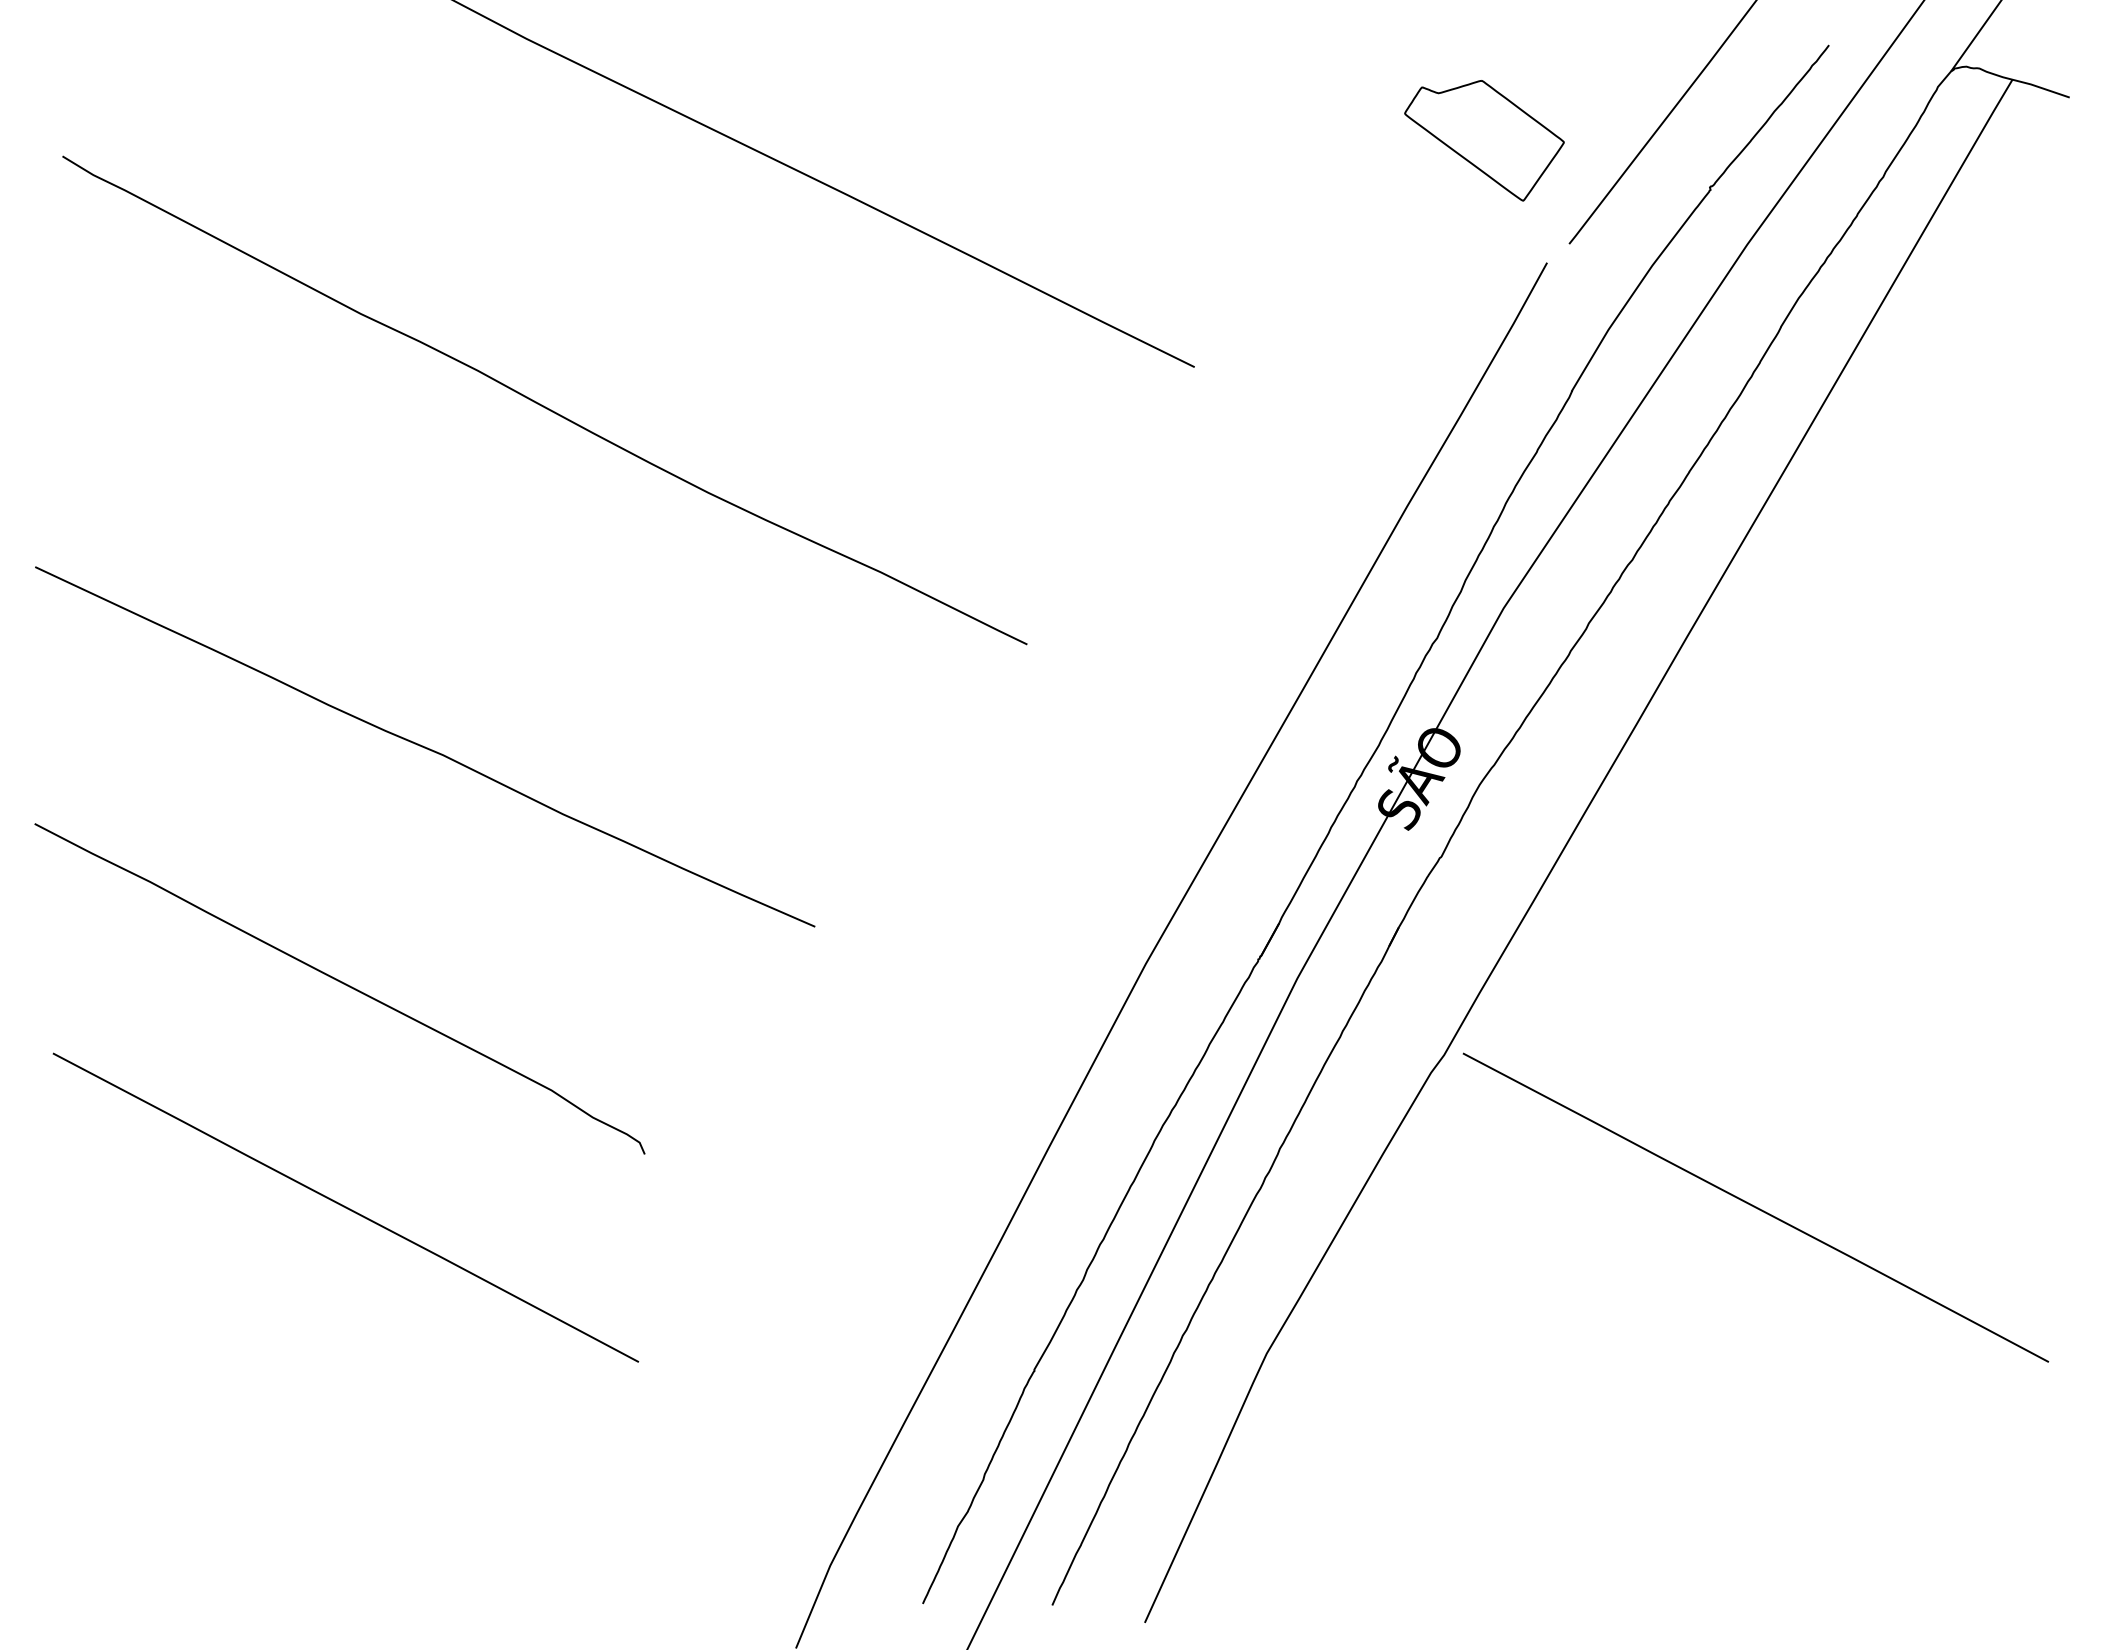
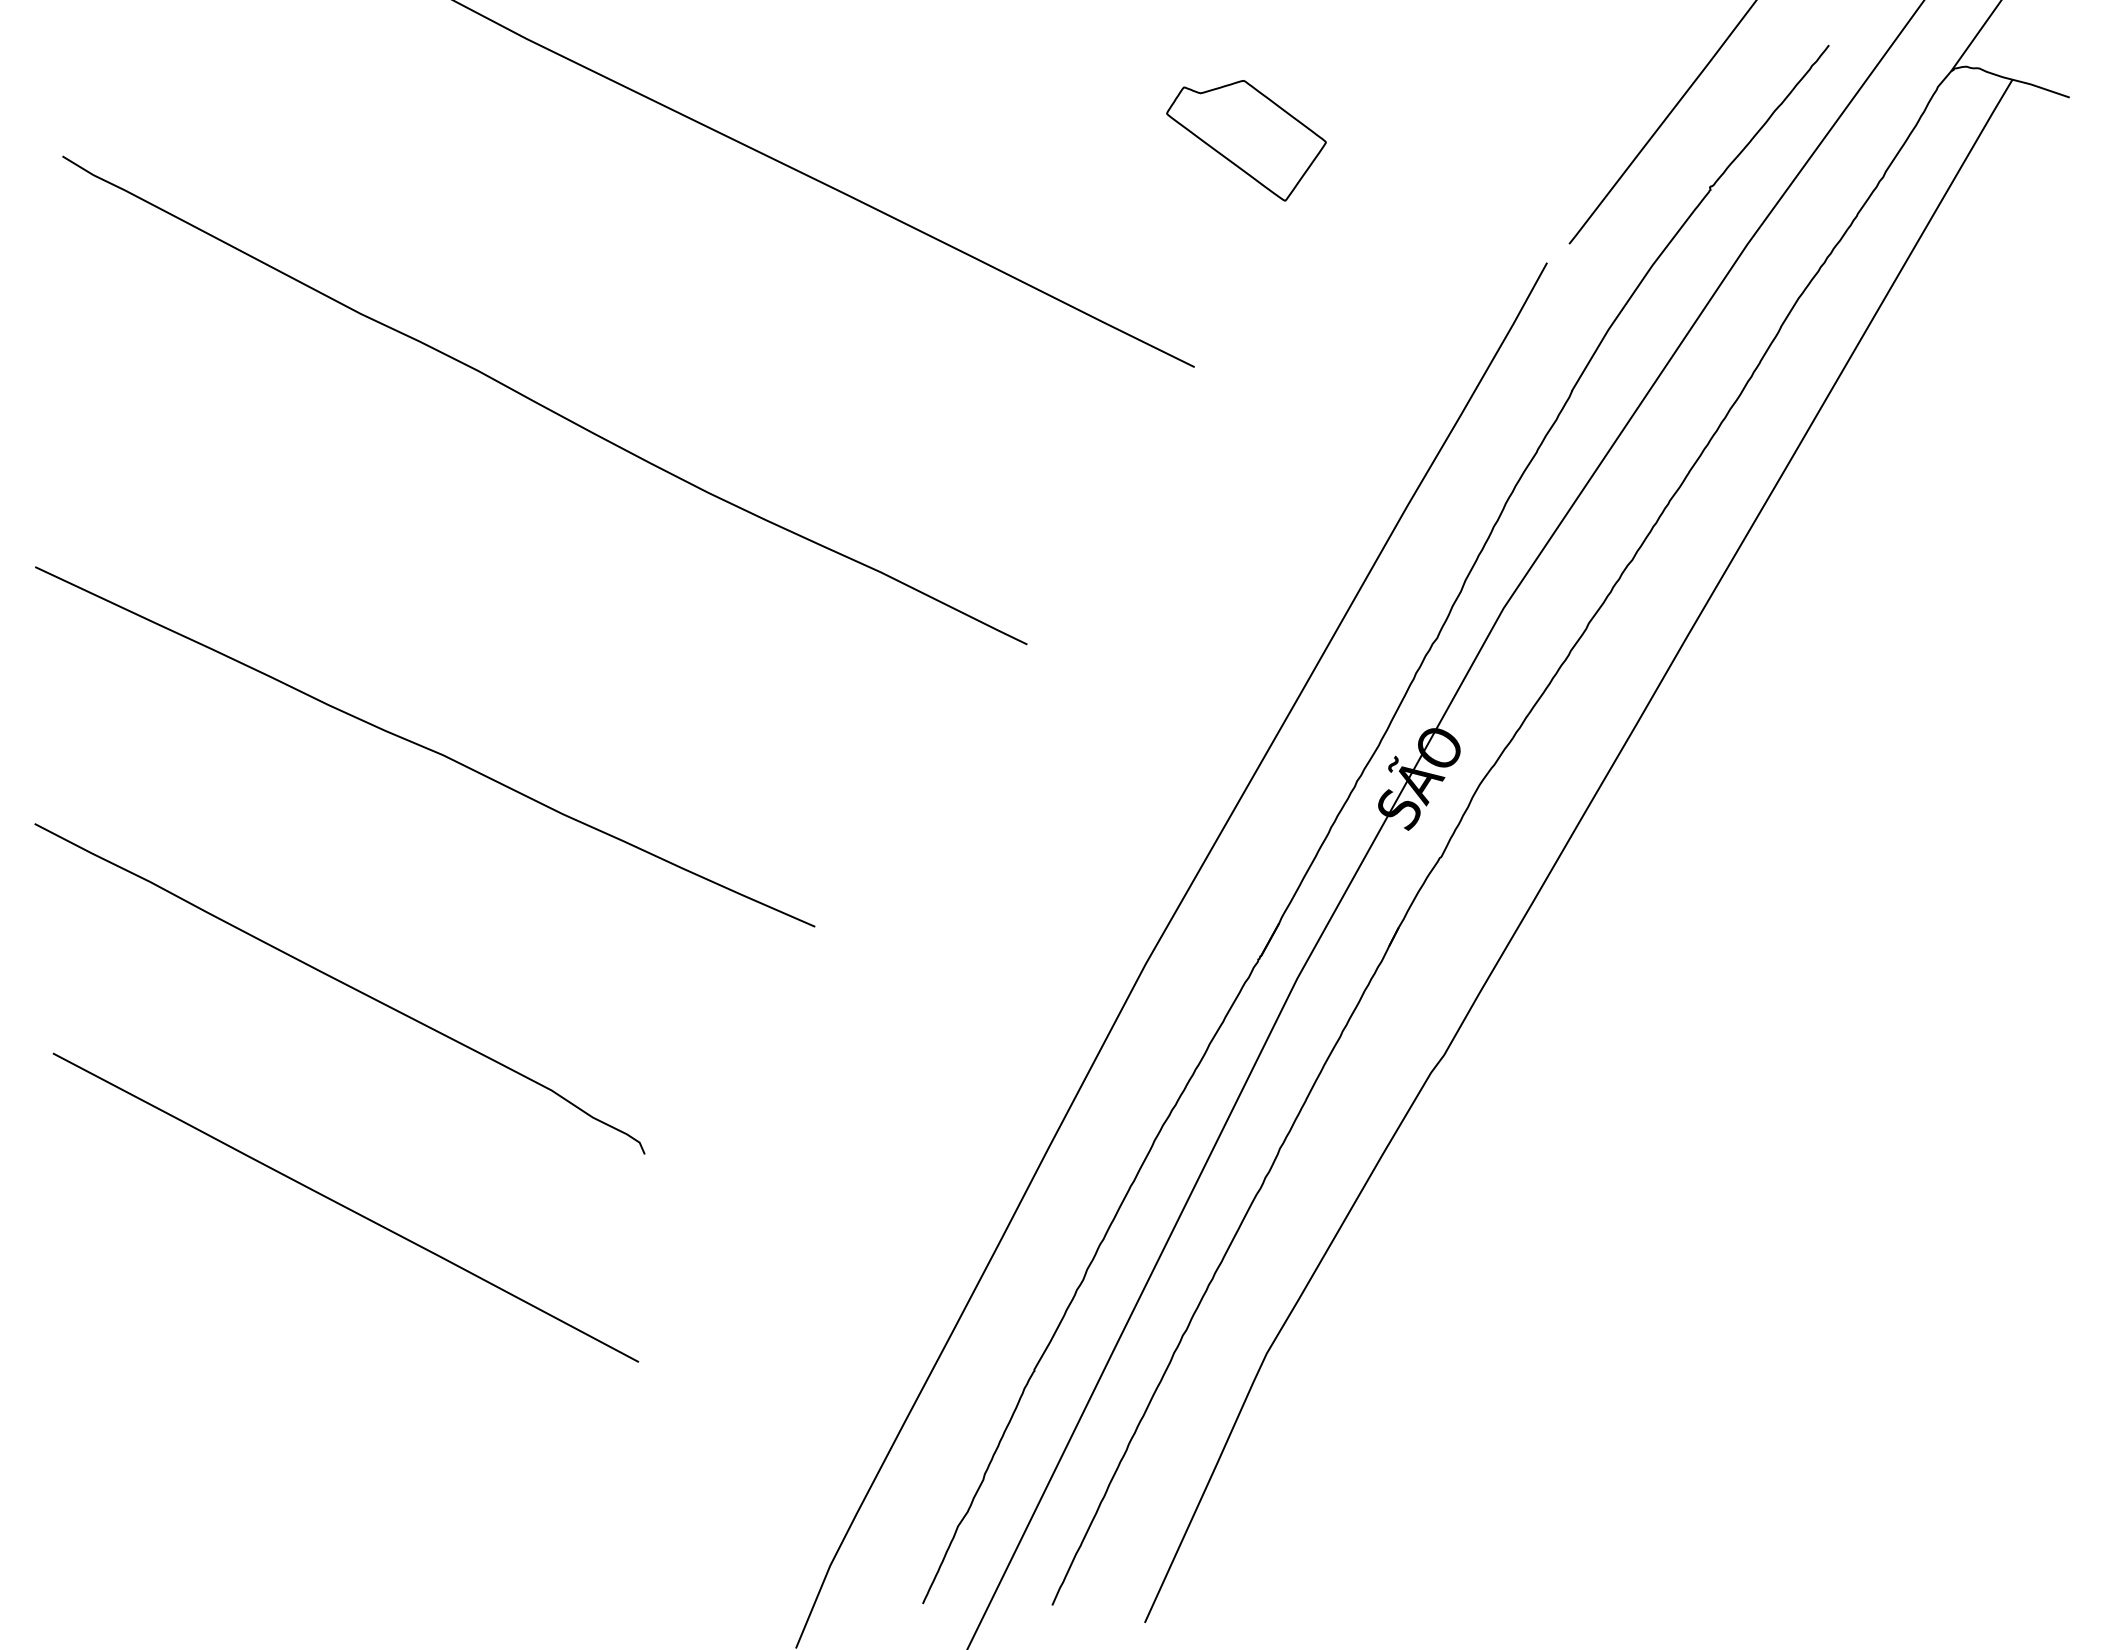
part position: (1484, 140) -> (1246, 140) (1246, 140)
line: present -> none (1755, 1207)
